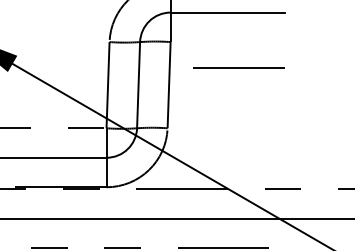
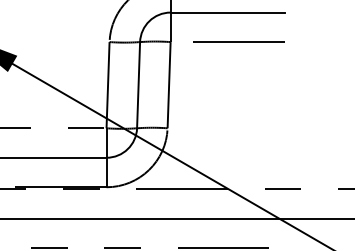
line position: (238, 67) -> (238, 41) (238, 41)
